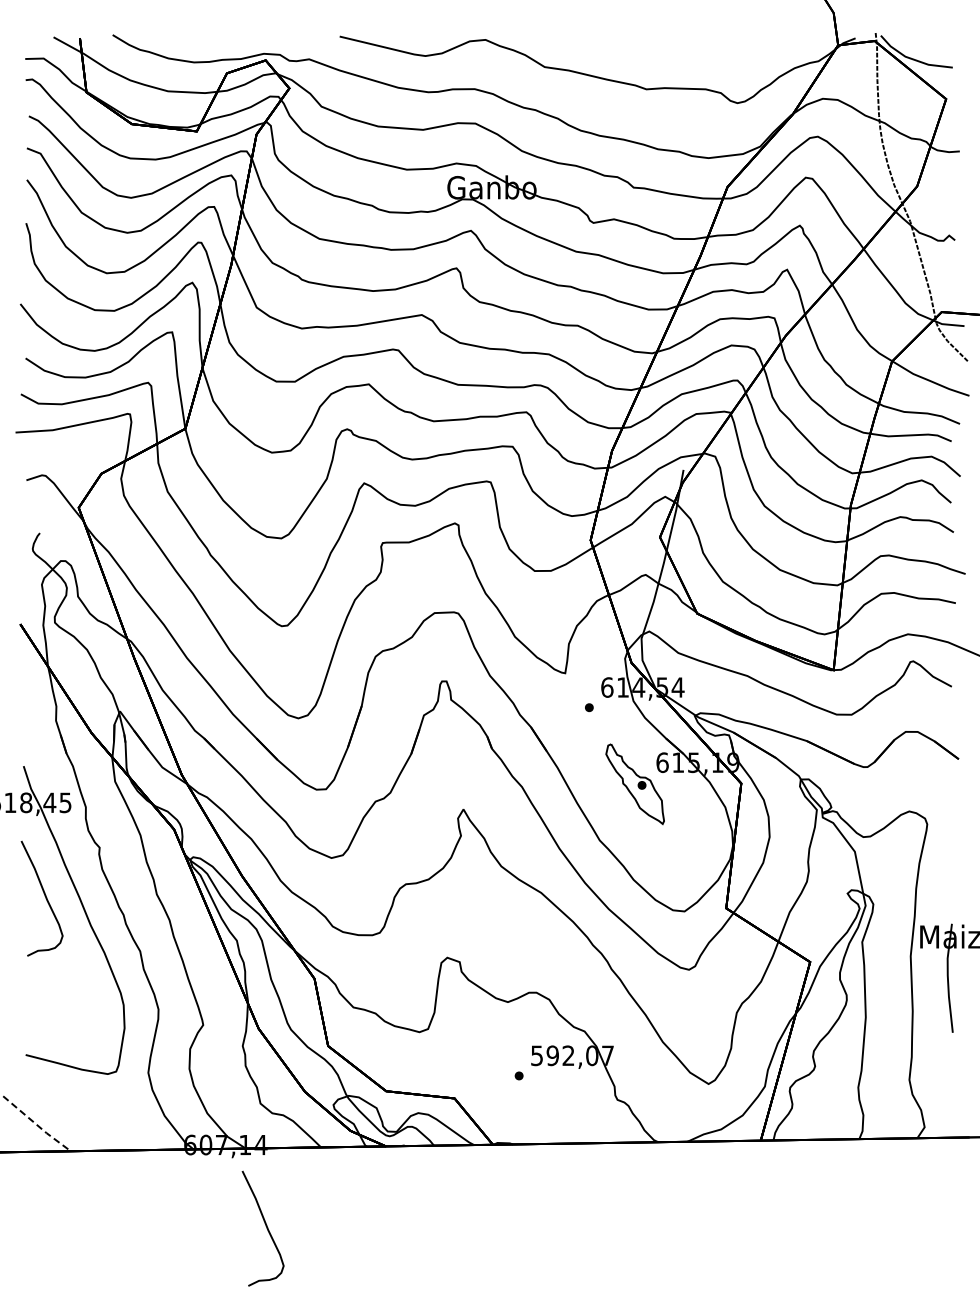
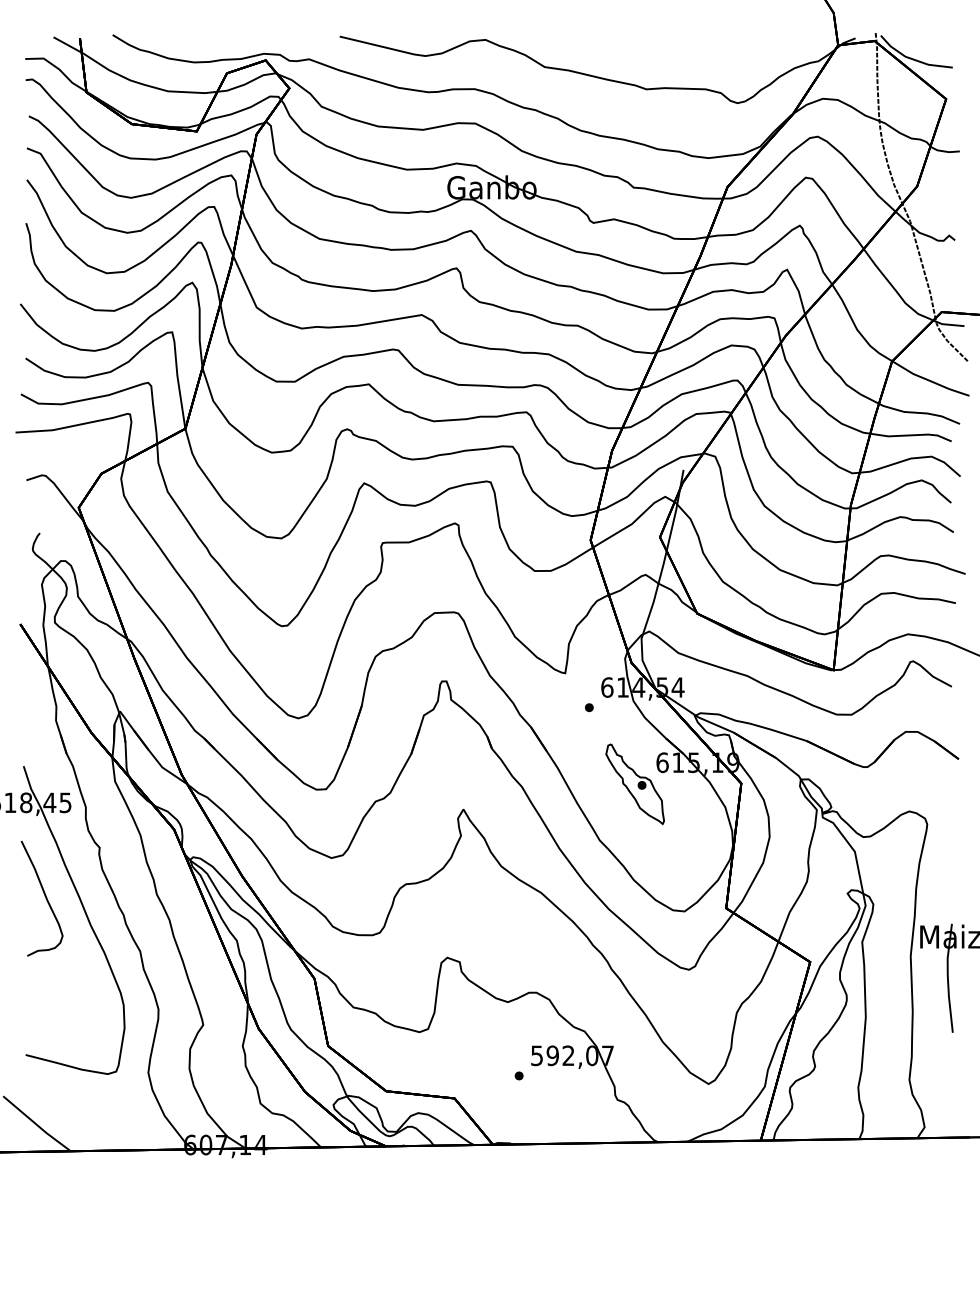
line: dashed -> solid (37, 1125)
curve: present -> none (265, 1226)
